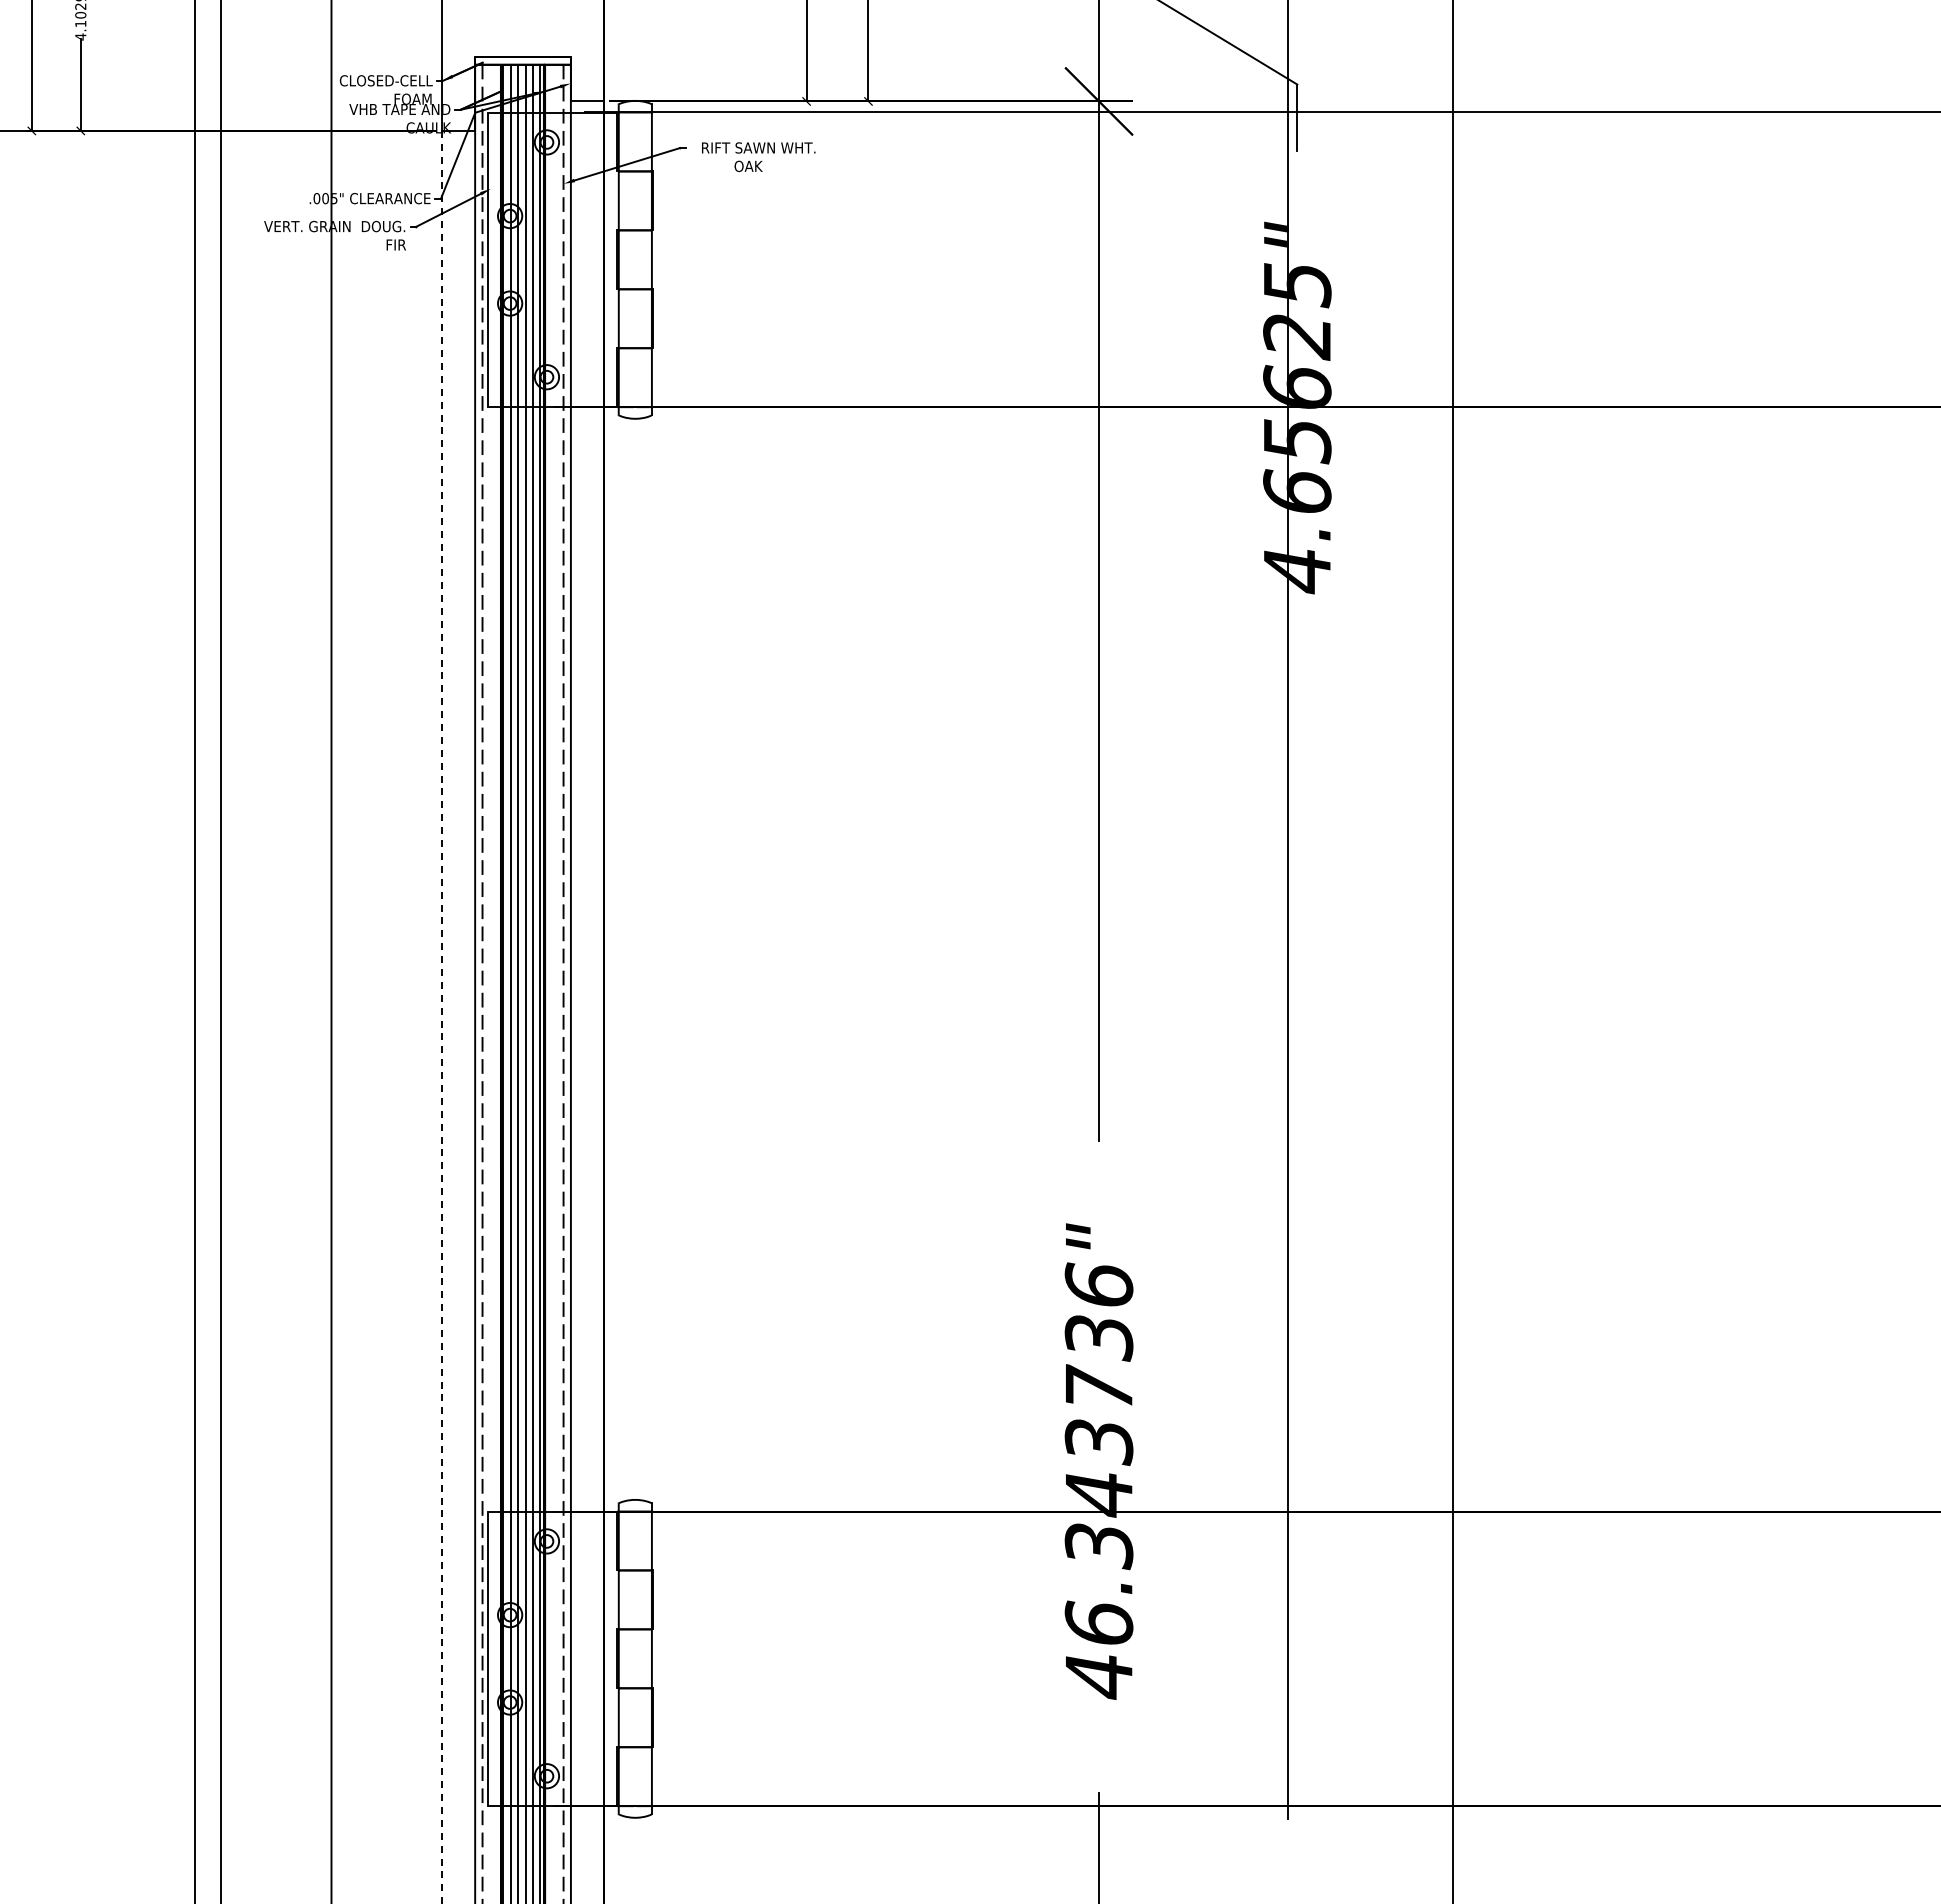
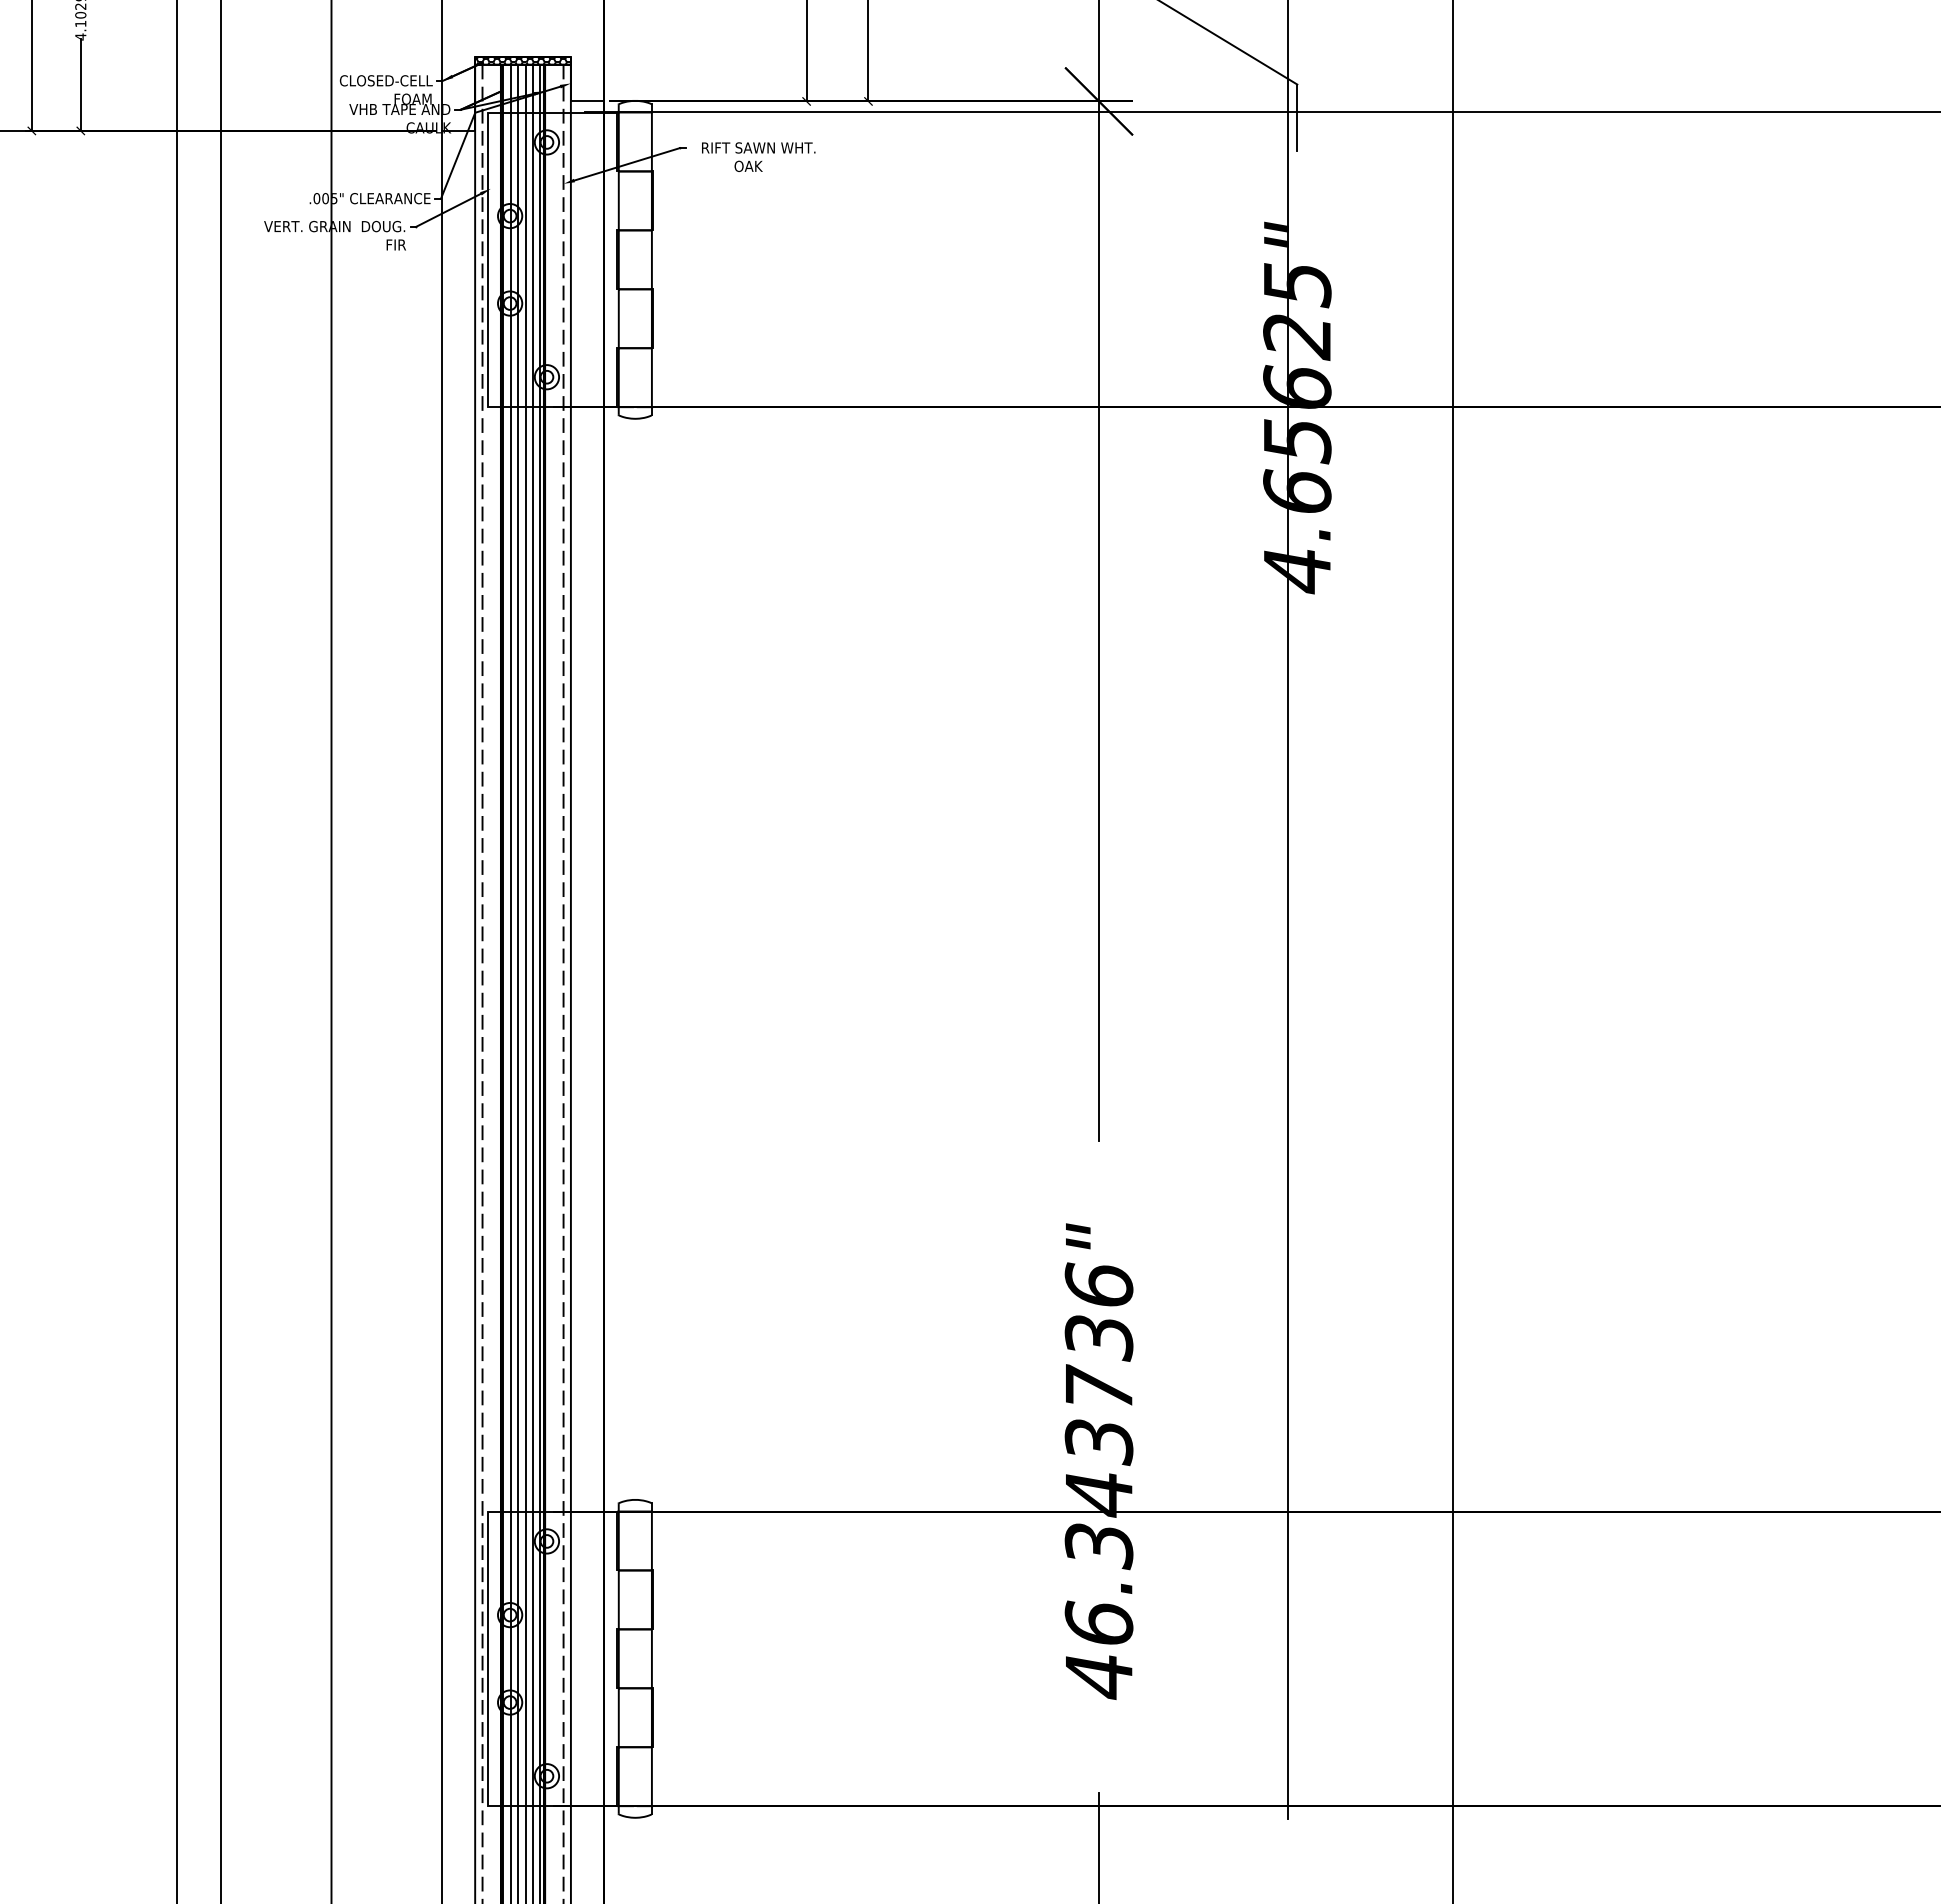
hatch: none -> present (522, 60)
line position: (194, 951) -> (176, 951) (176, 951)
line: dashed -> solid (441, 1017)
